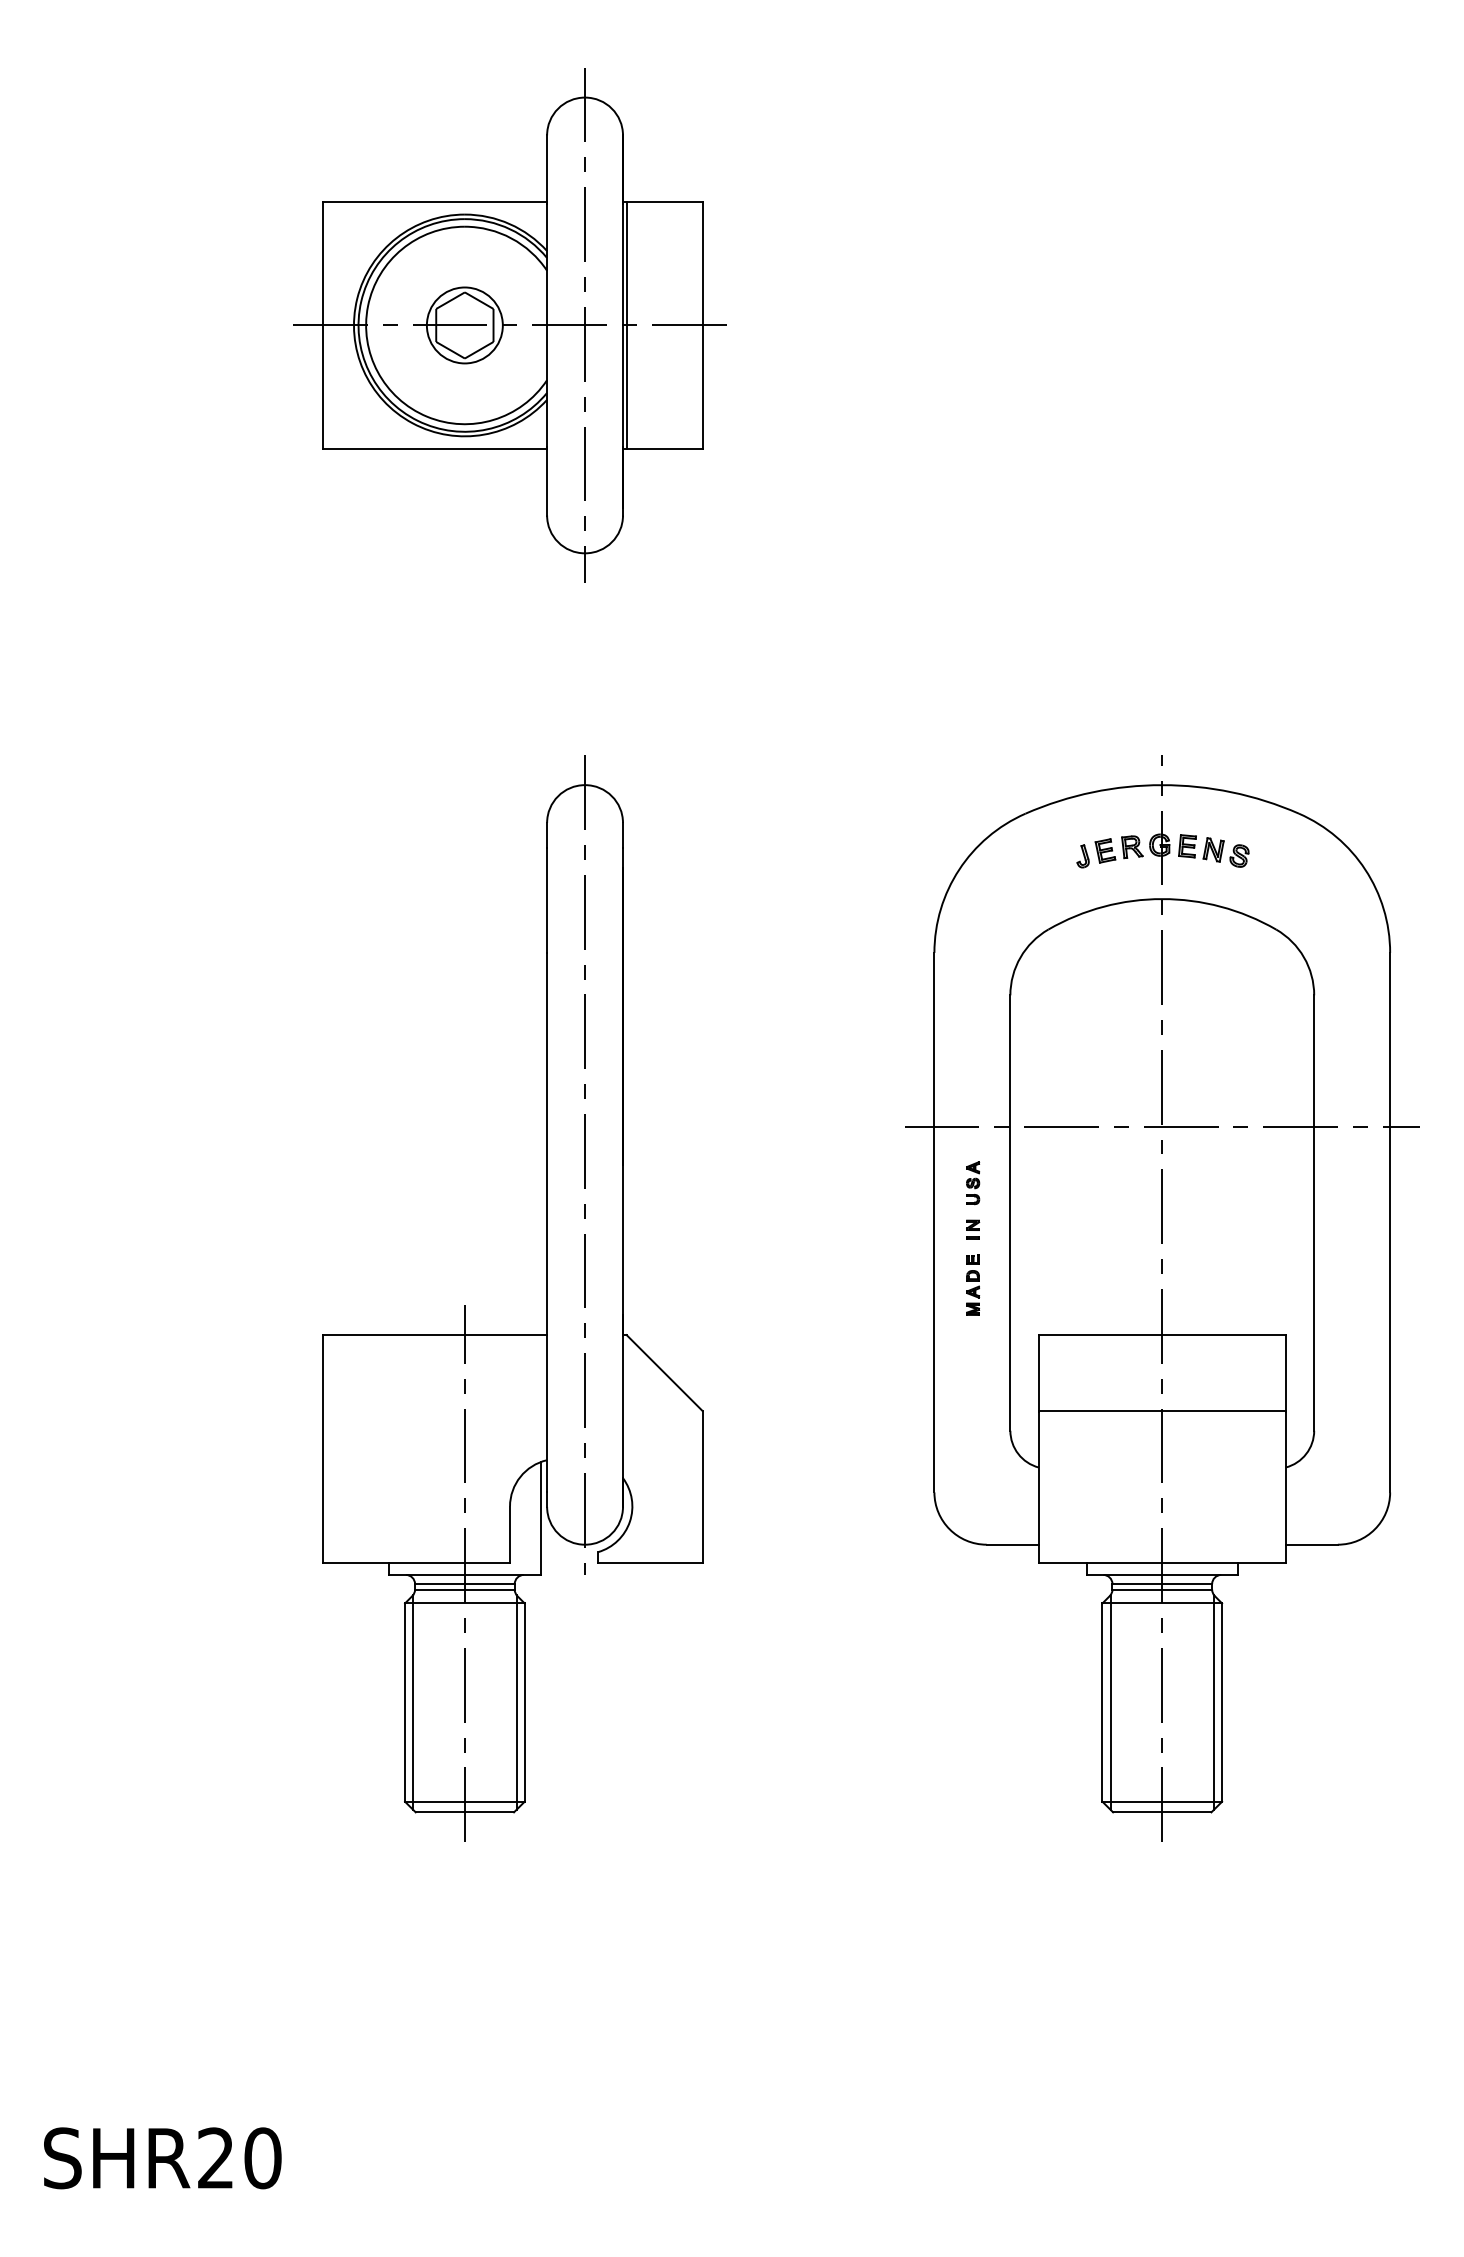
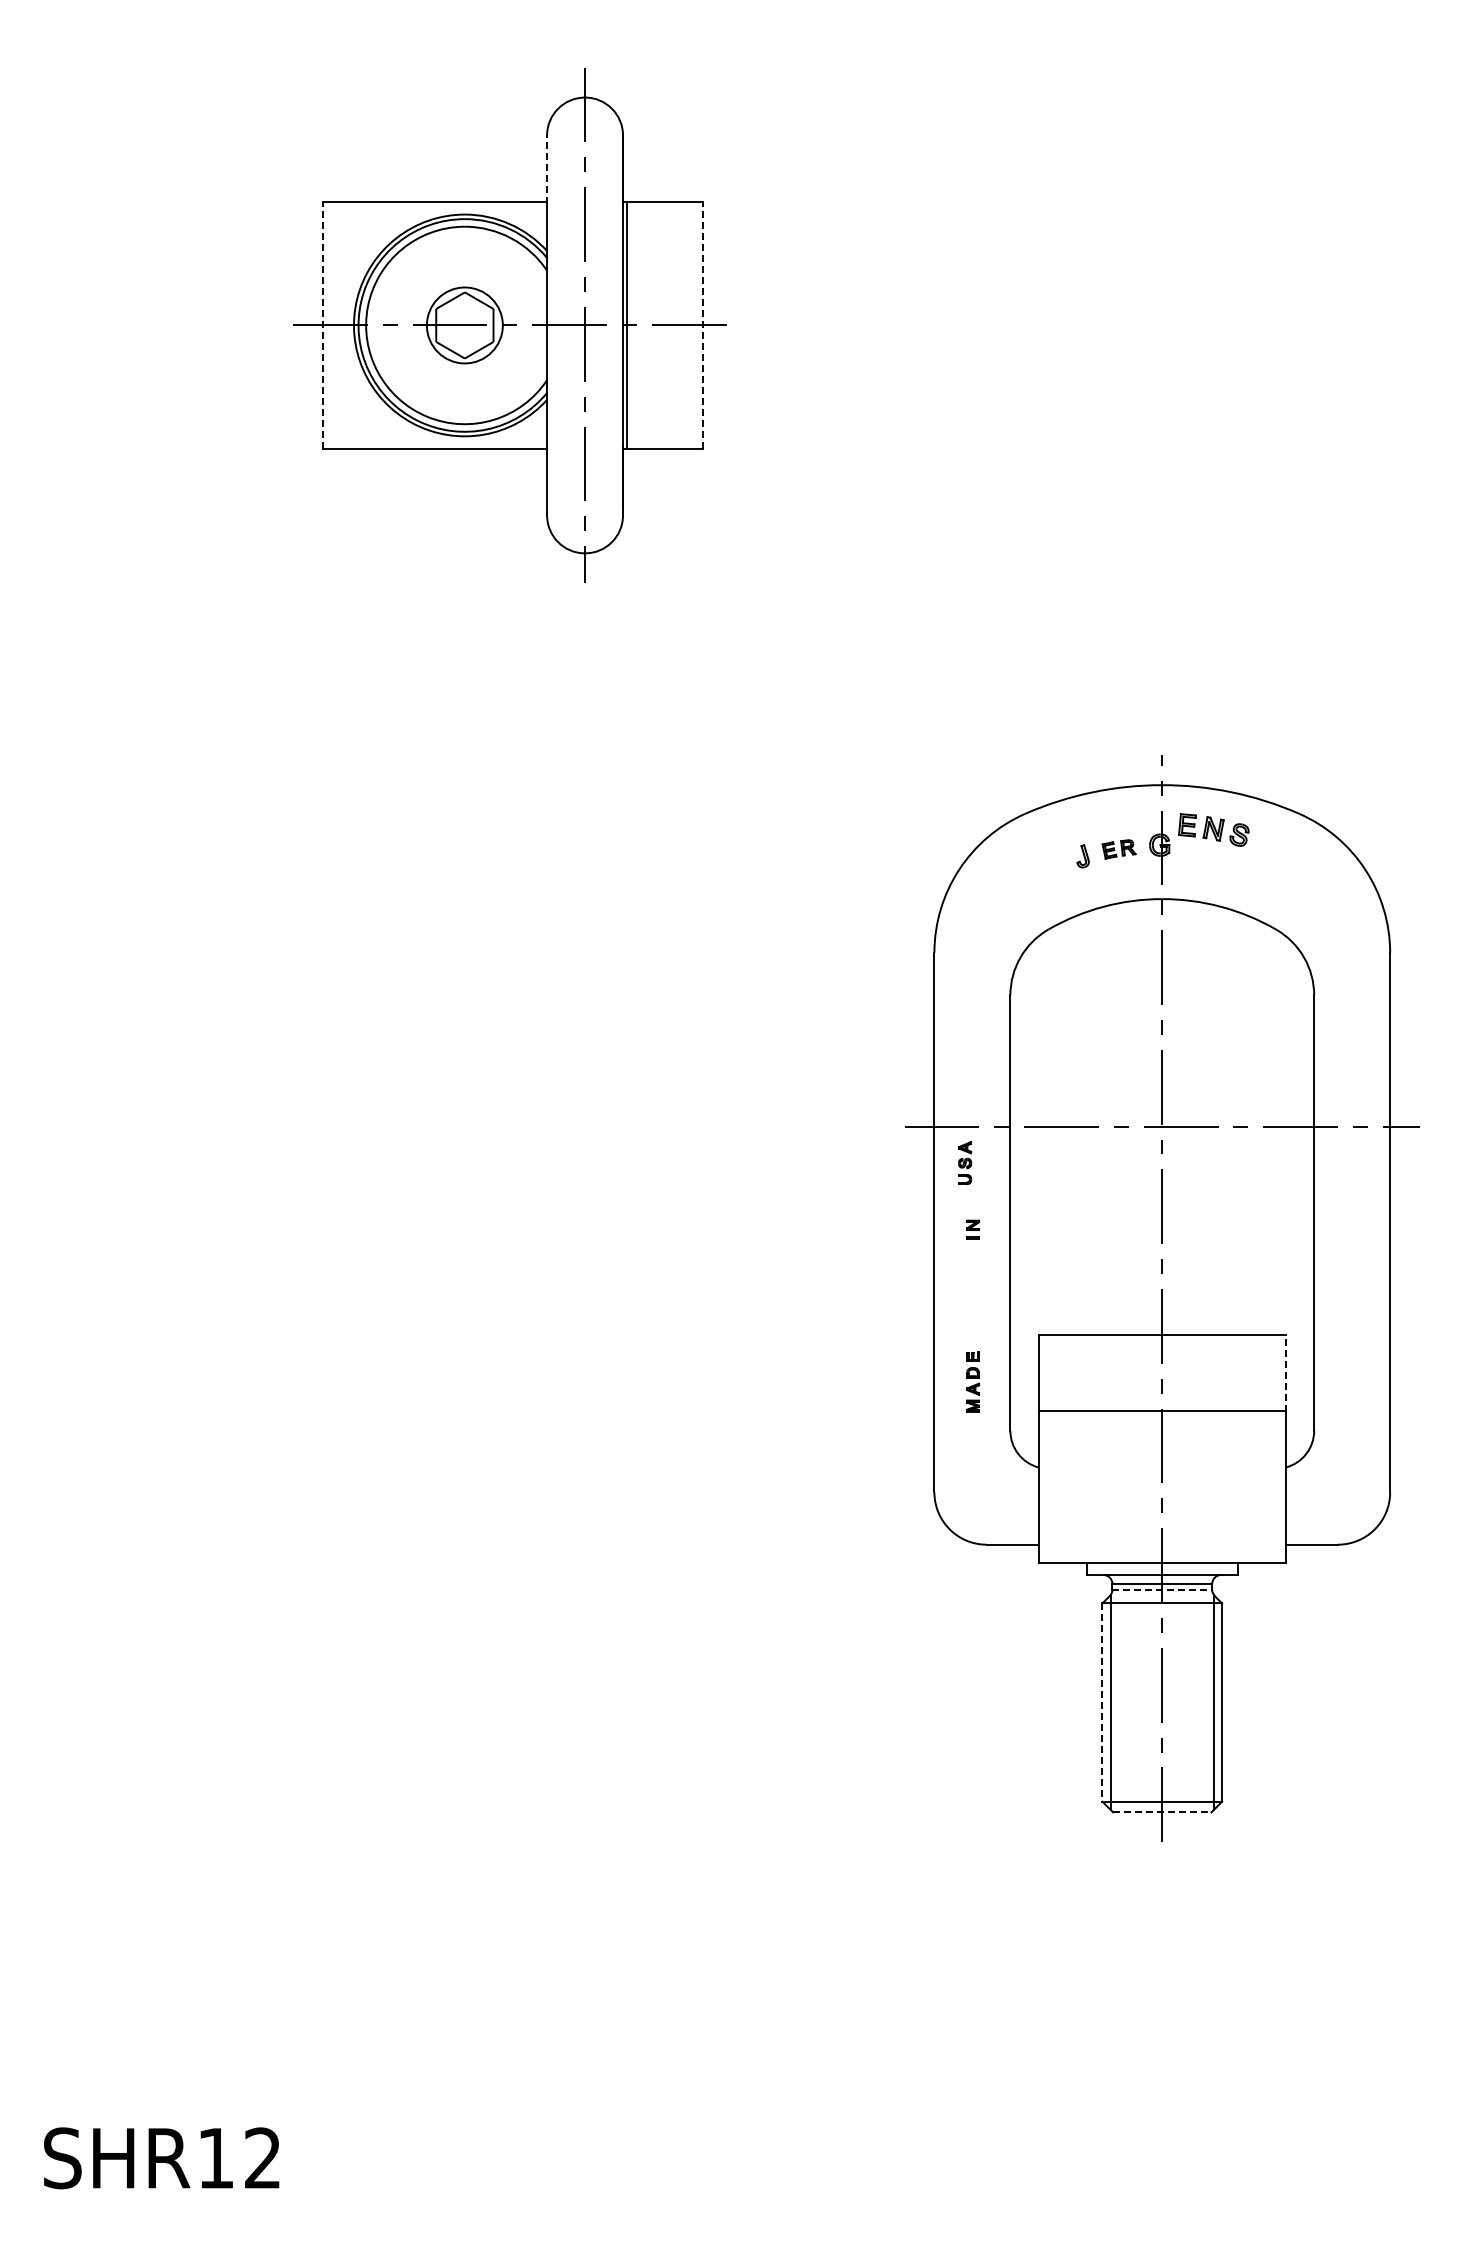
line: solid -> dashed (547, 169)
line: solid -> dashed (322, 324)
line: solid -> dashed (702, 324)
part size: 50x29 px -> 36x21 px (1118, 849)
part position: (1213, 850) -> (1213, 829) (1213, 829)
part position: (973, 1183) -> (965, 1163) (965, 1163)
part position: (973, 1284) -> (973, 1381) (973, 1381)
part: present -> none (546, 1298)
line: solid -> dashed (1285, 1373)
line: solid -> dashed (1162, 1589)
line: solid -> dashed (1102, 1703)
line: solid -> dashed (1162, 1812)
text: SHR20 -> SHR12 (239, 2158)
